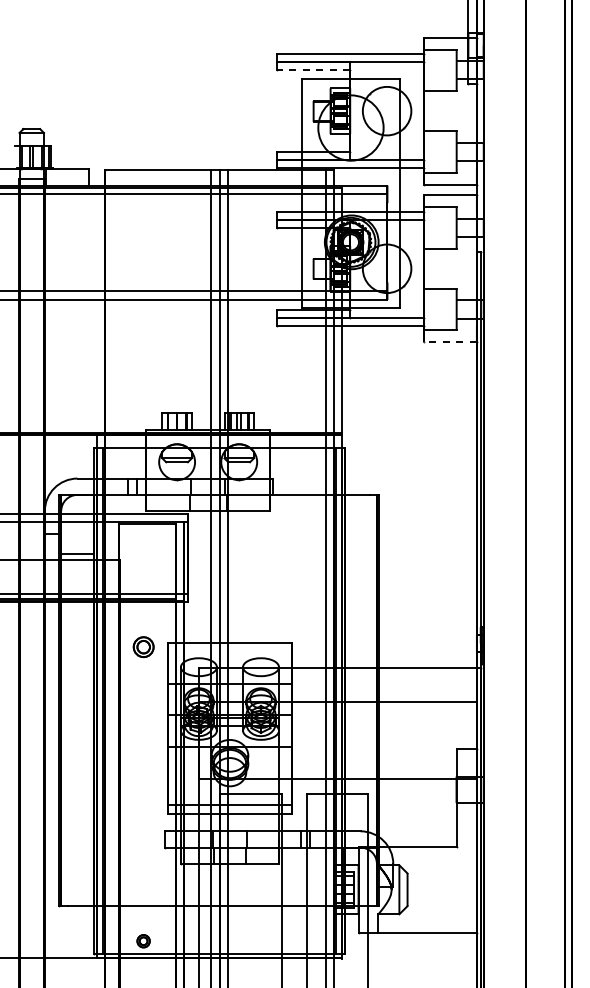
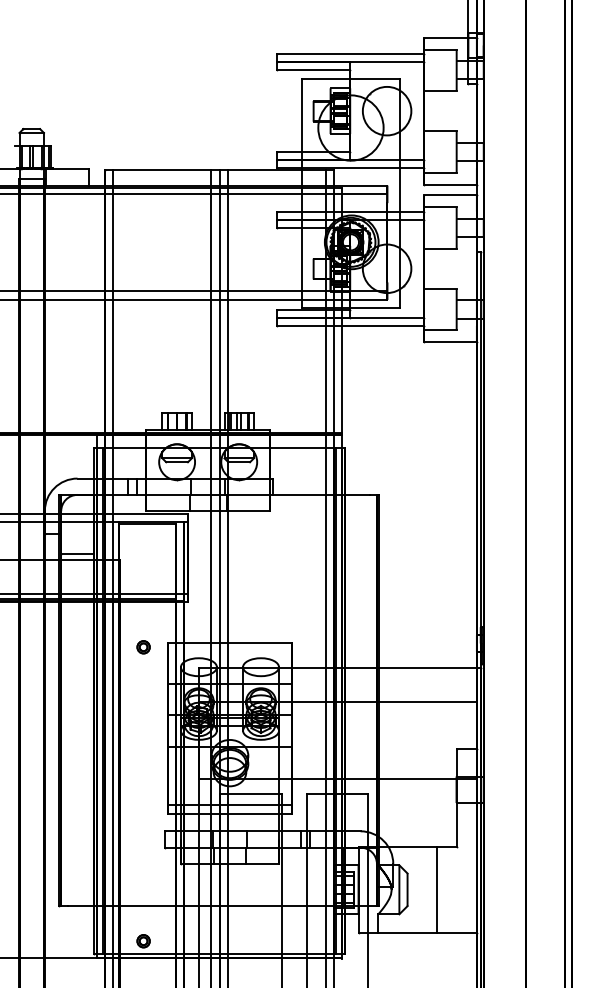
line: dashed -> solid (313, 70)
line: dashed -> solid (449, 342)
line: none -> present (113, 577)
part size: 23x23 px -> 15x15 px (143, 647)
line: none -> present (436, 889)
